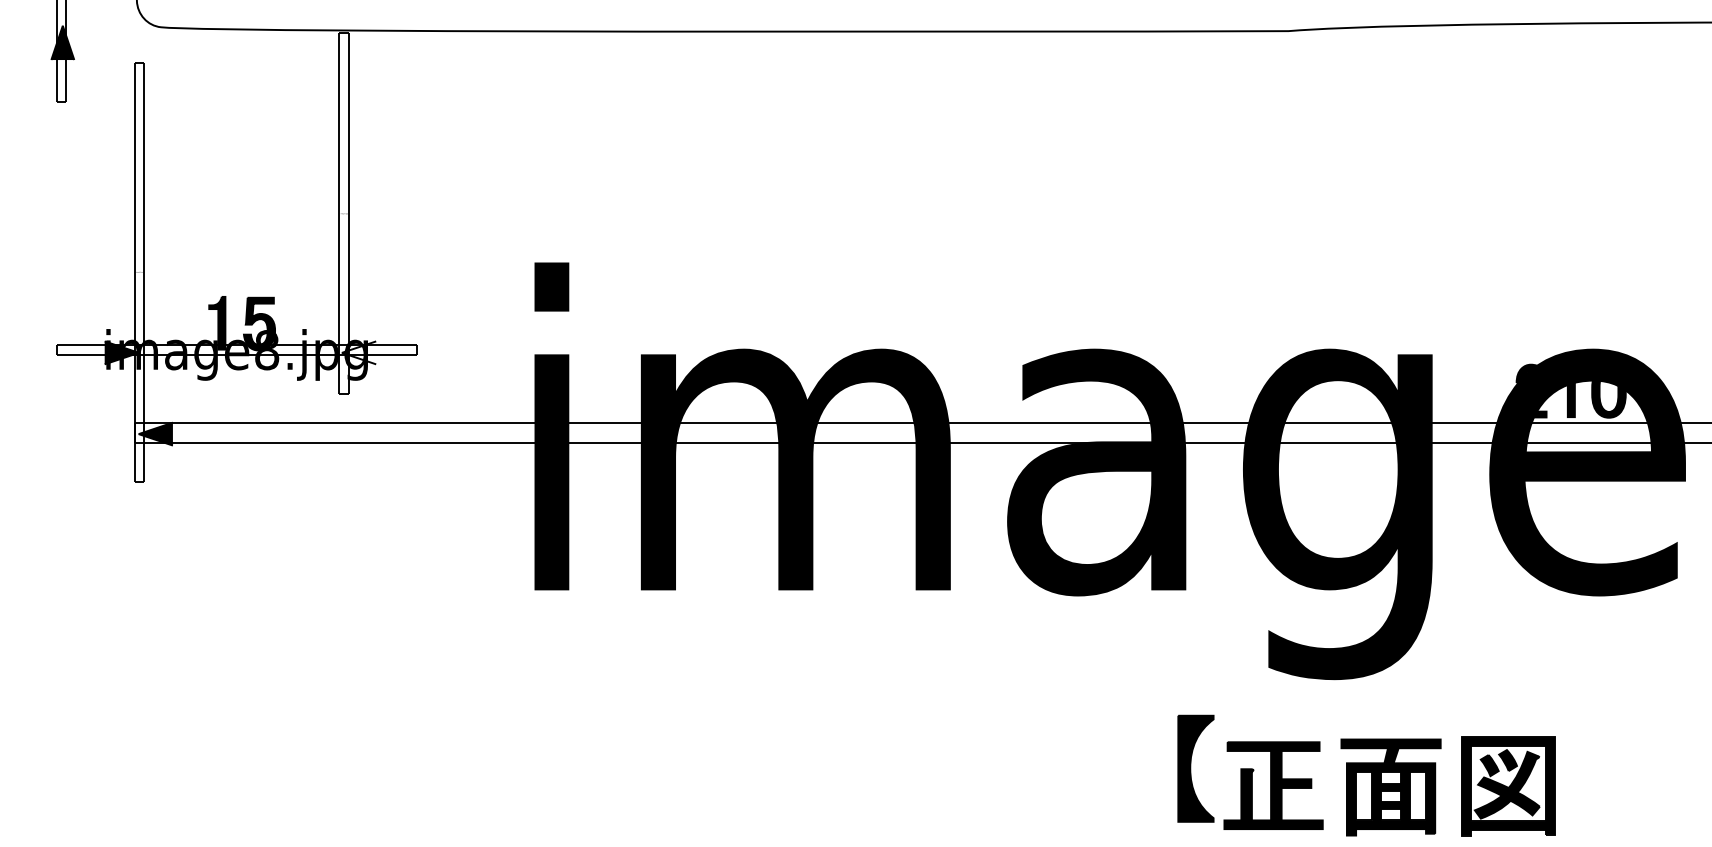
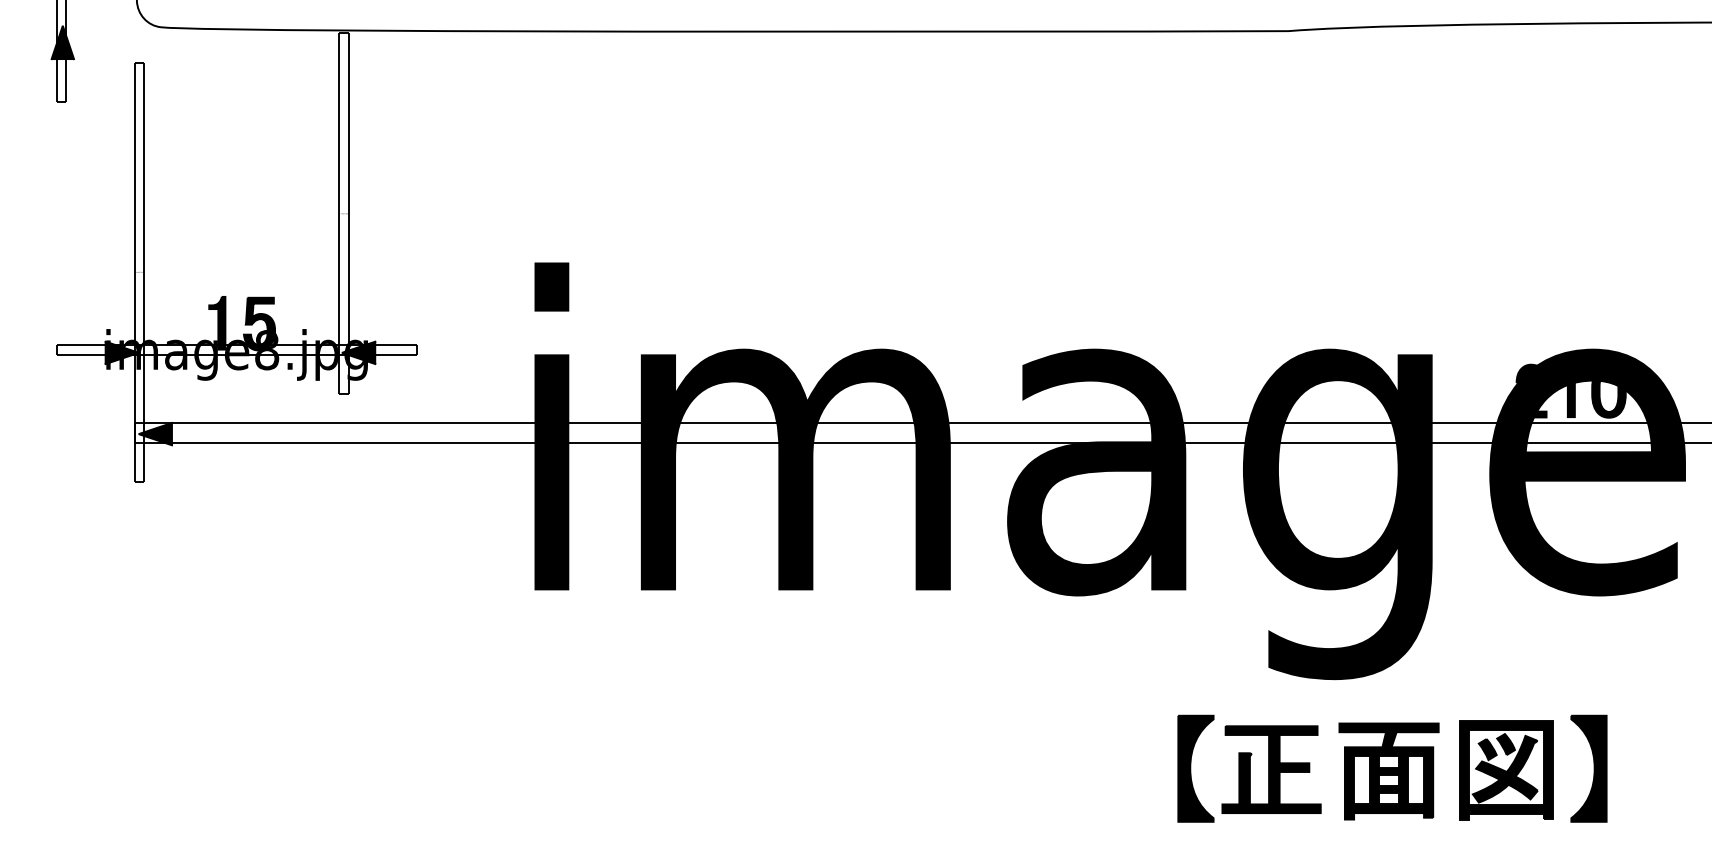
fill: none -> present (358, 352)
part: none -> present (1588, 768)
part position: (1389, 786) -> (1387, 770) (1387, 770)
